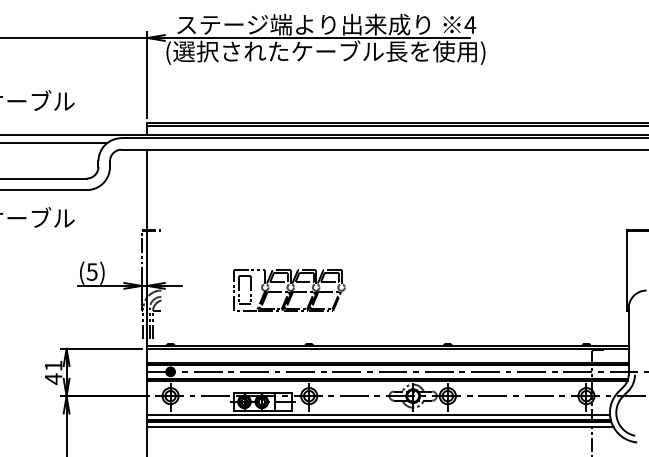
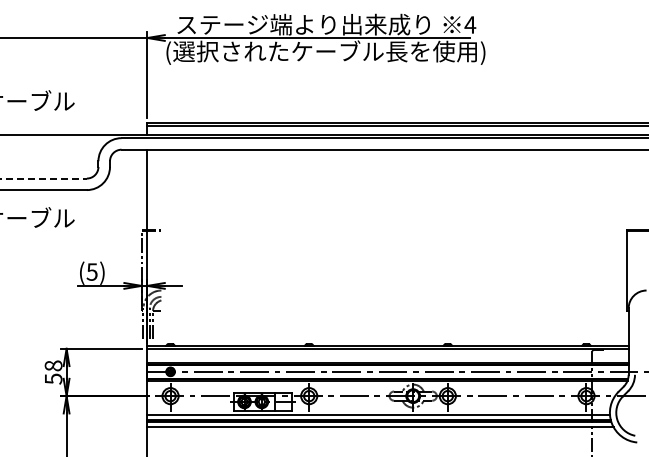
line: present -> none (54, 143)
line: solid -> dashed (44, 178)
part: present -> none (289, 290)
text: 41 -> 58 (53, 372)
